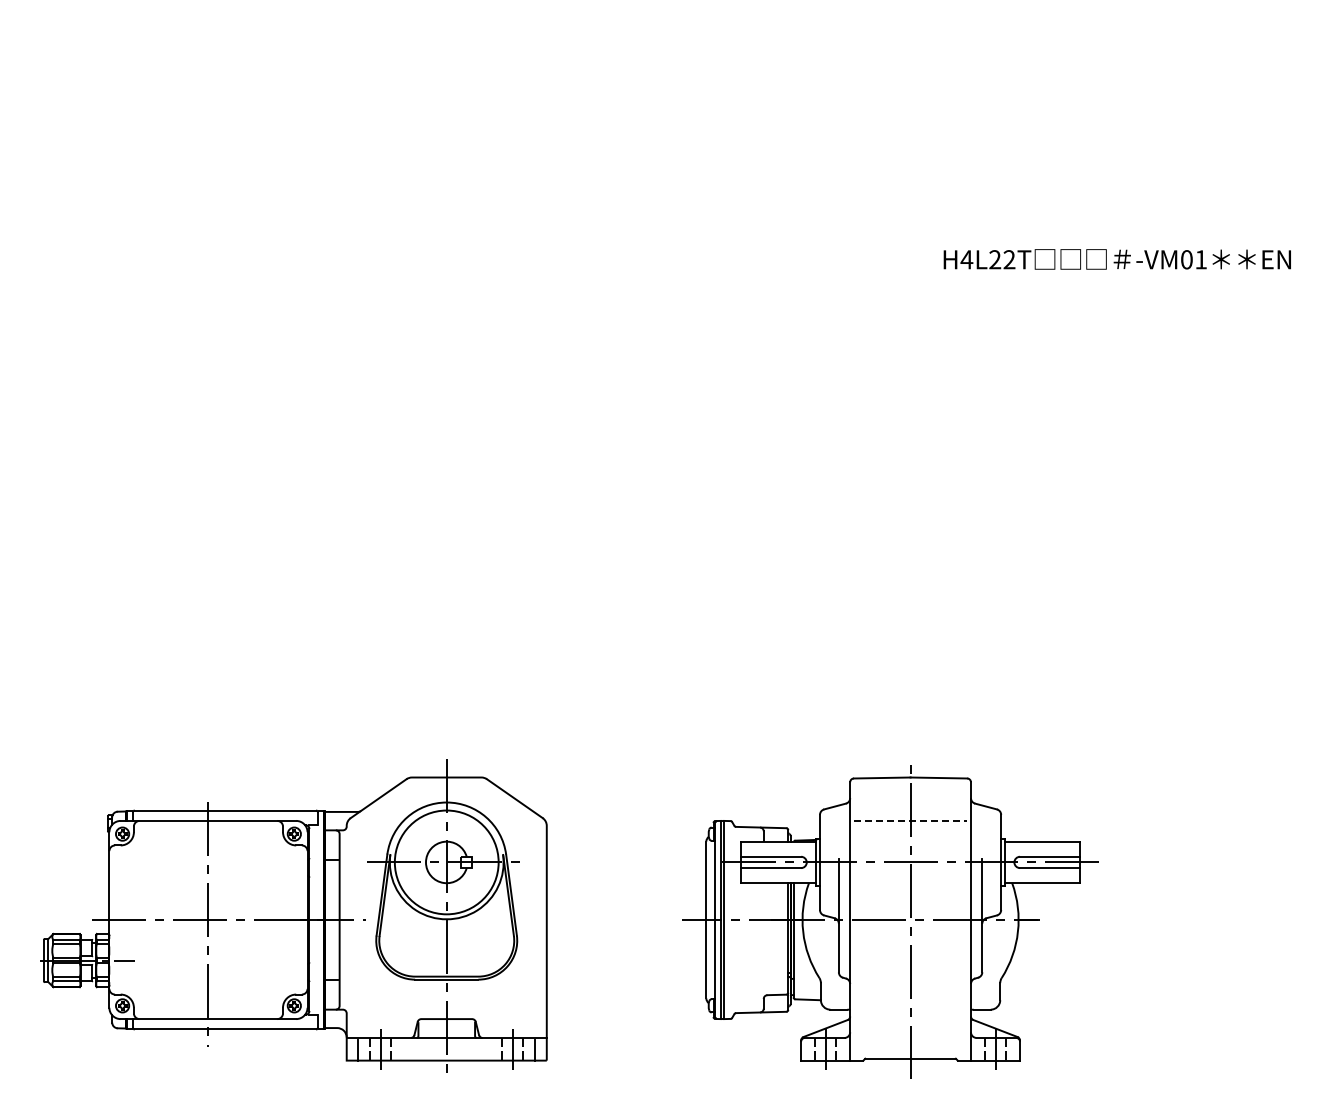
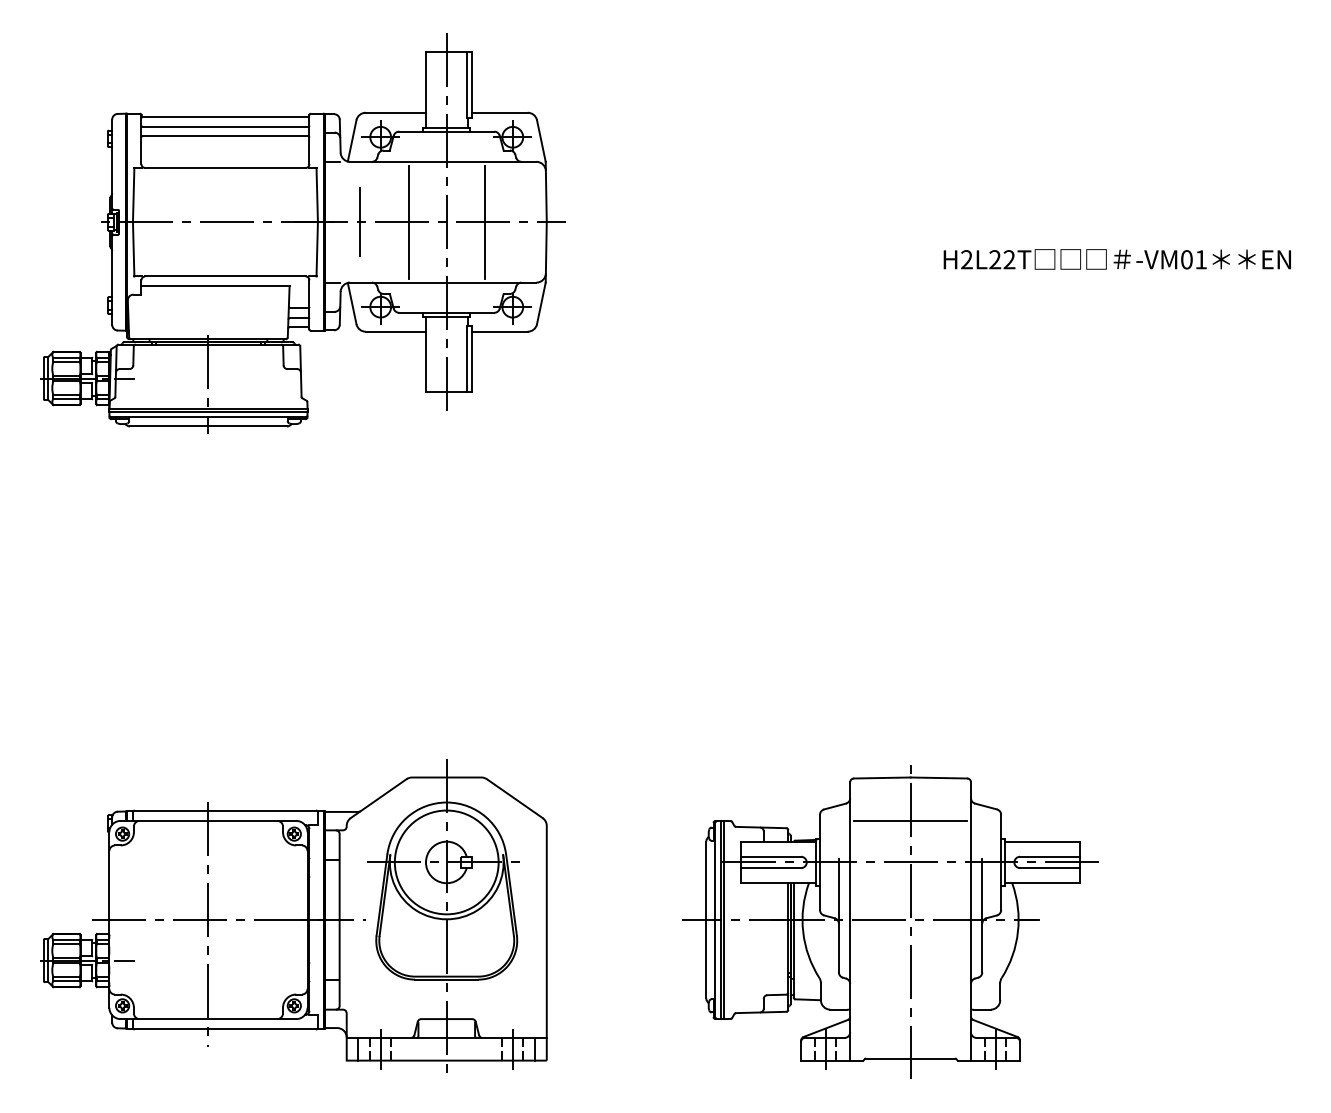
part: none -> present (302, 233)
text: H4L22T -> H2L22T (966, 259)
line: dashed -> solid (911, 820)
